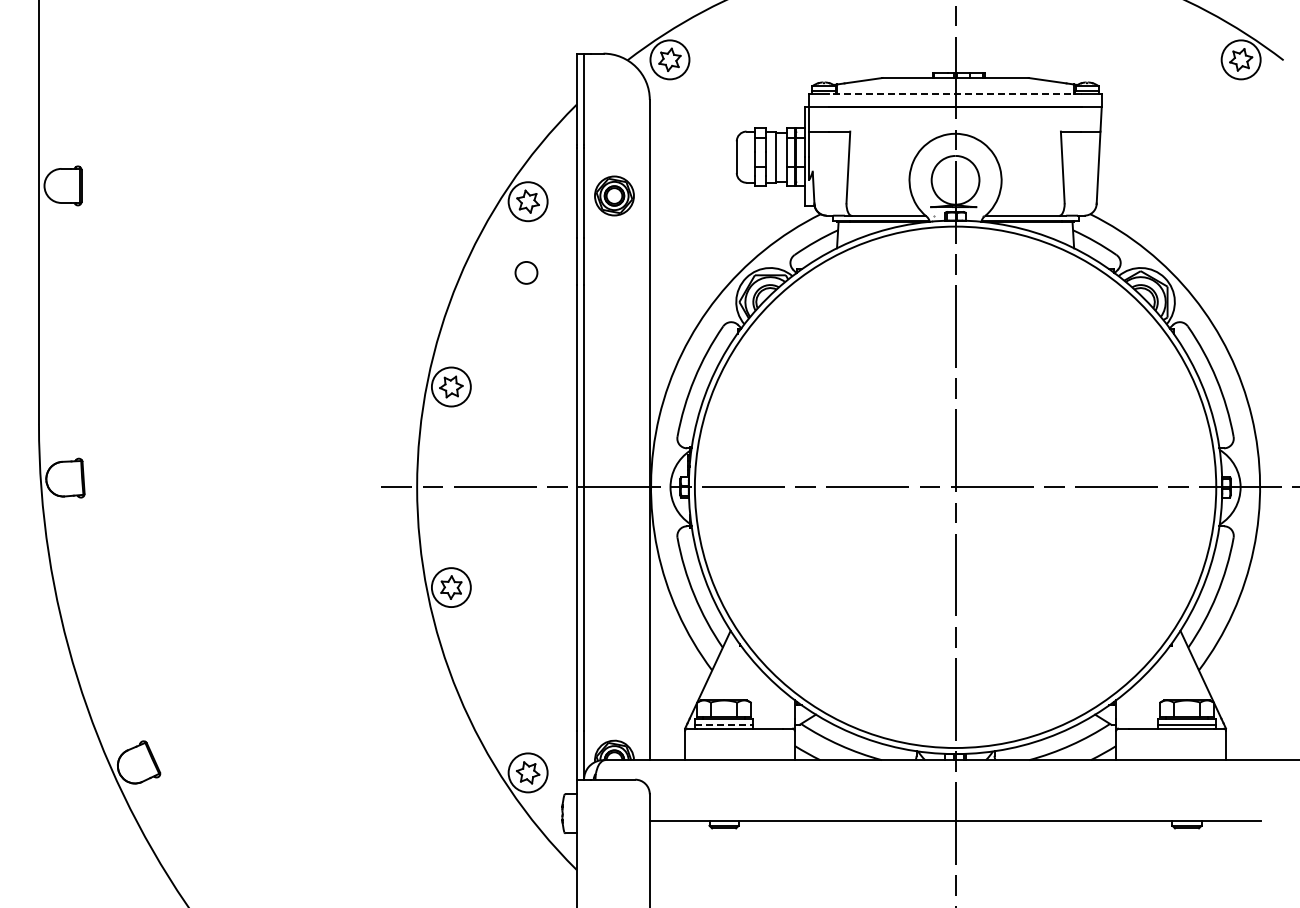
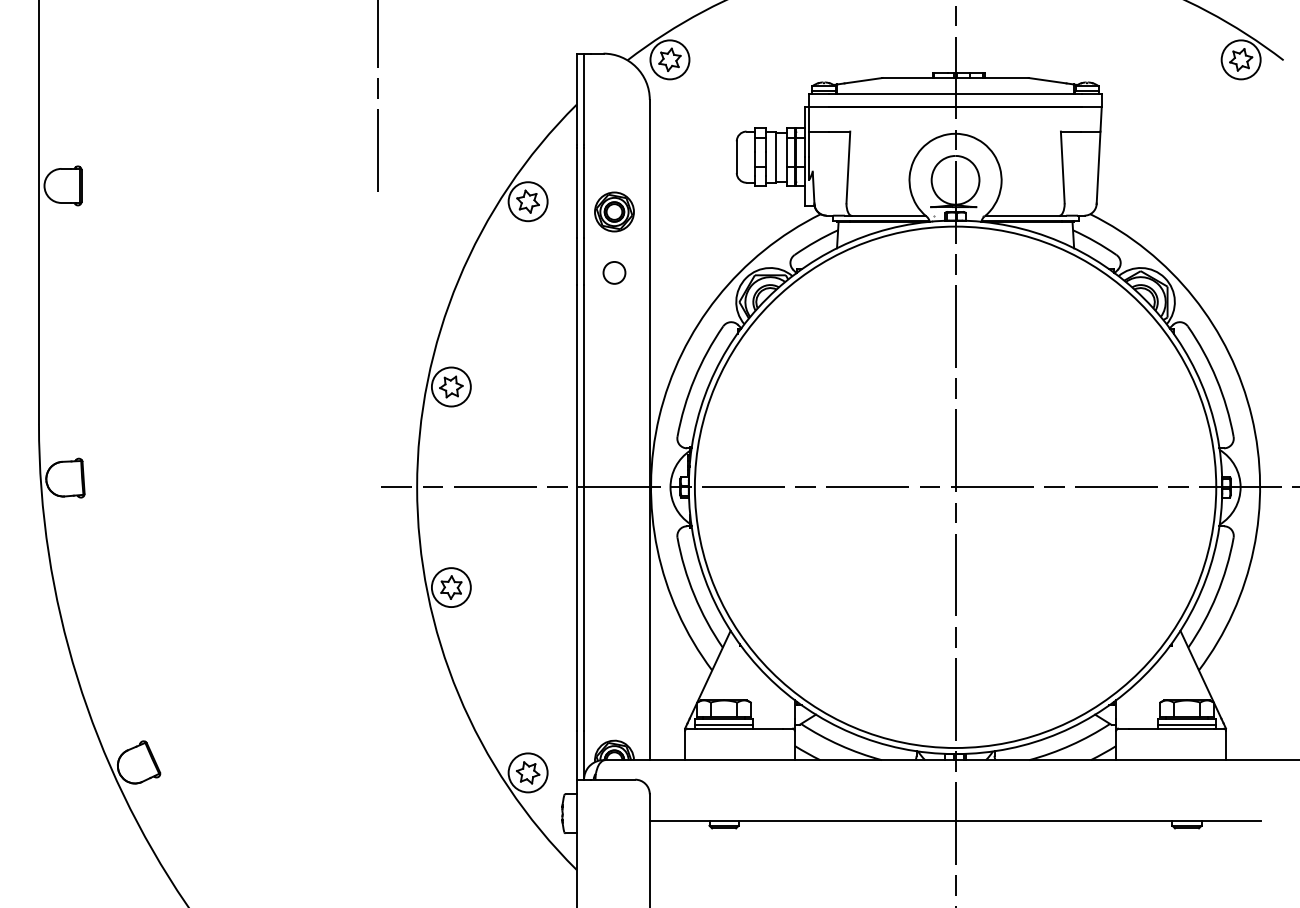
line: dashed -> solid (955, 93)
line: none -> present (377, 97)
part position: (614, 195) -> (614, 211) (614, 211)
circle position: (526, 272) -> (614, 272) (614, 272)
line: dashed -> solid (724, 724)
